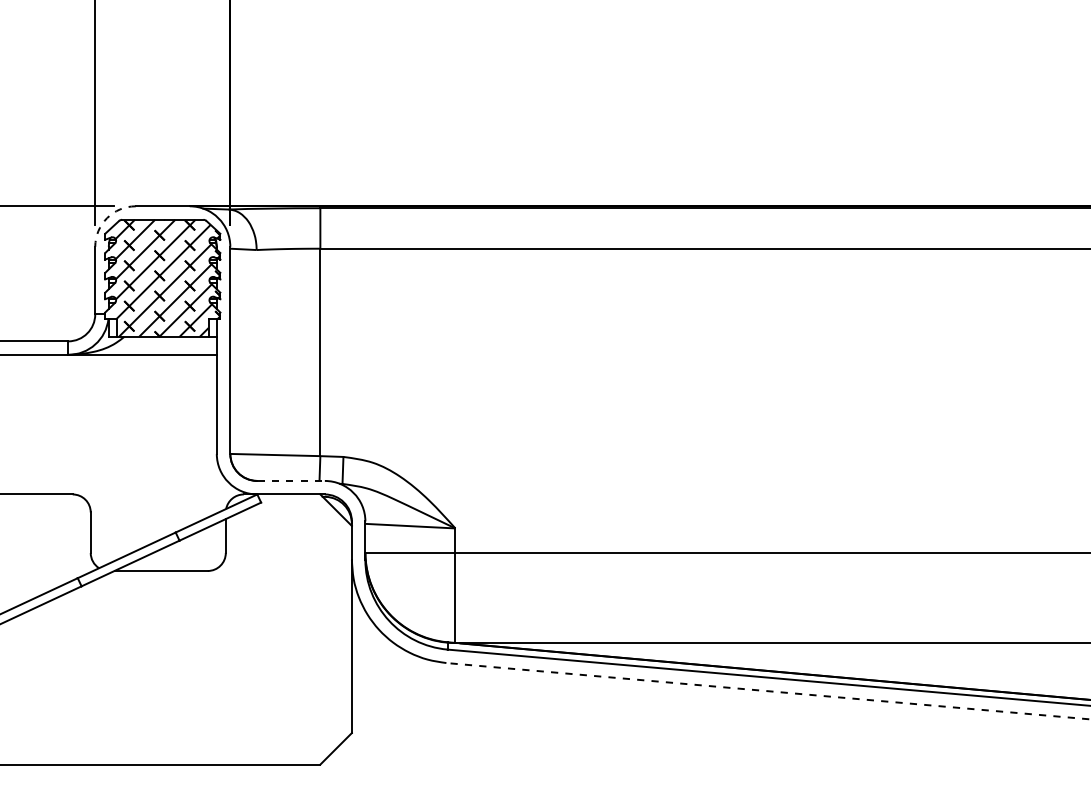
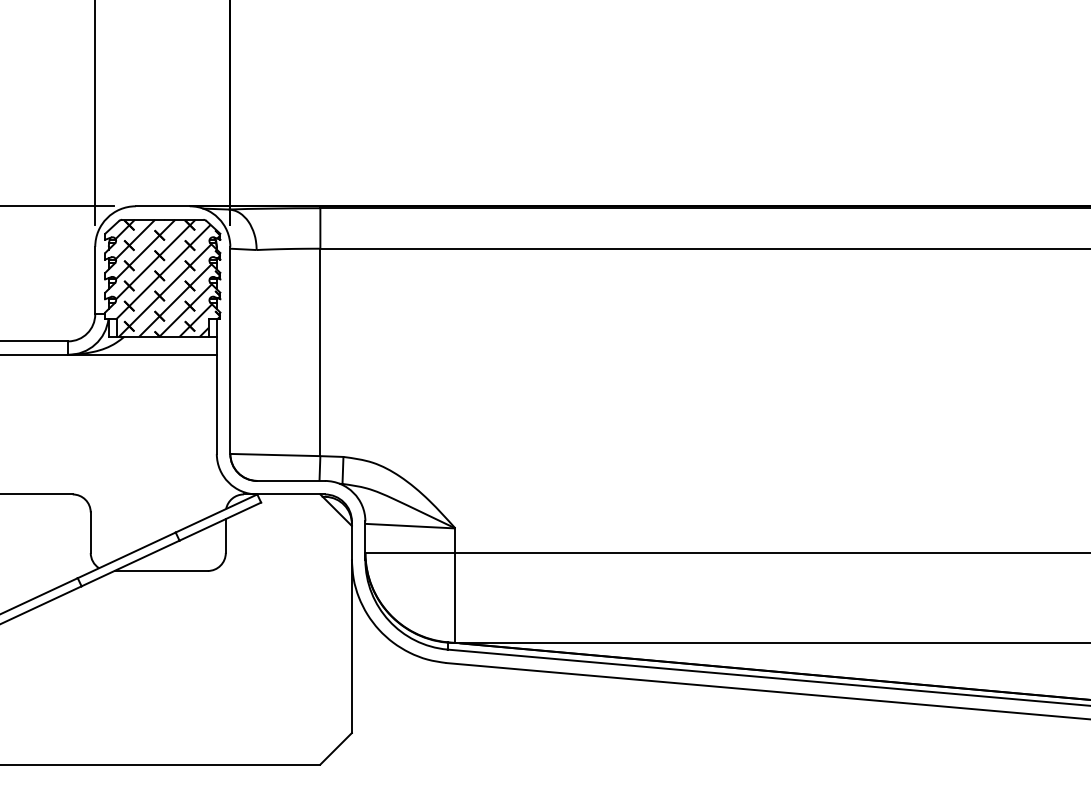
arc: dashed -> solid (107, 218)
line: dashed -> solid (291, 480)
line: dashed -> solid (768, 691)
